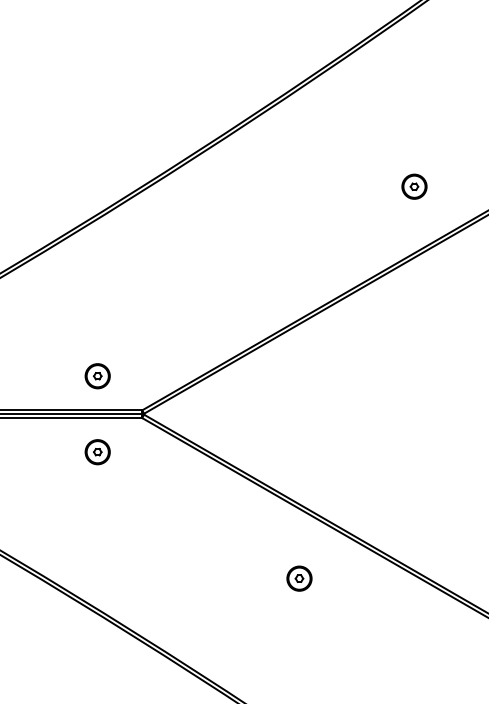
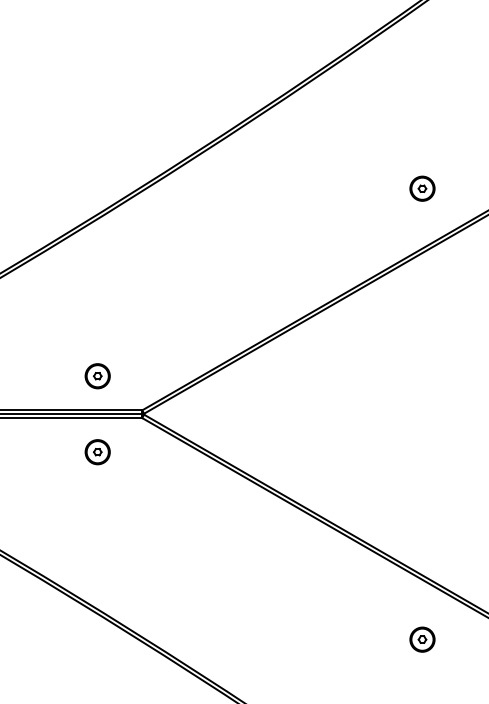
part position: (414, 186) -> (422, 188) (422, 188)
part position: (299, 578) -> (422, 639) (422, 639)
